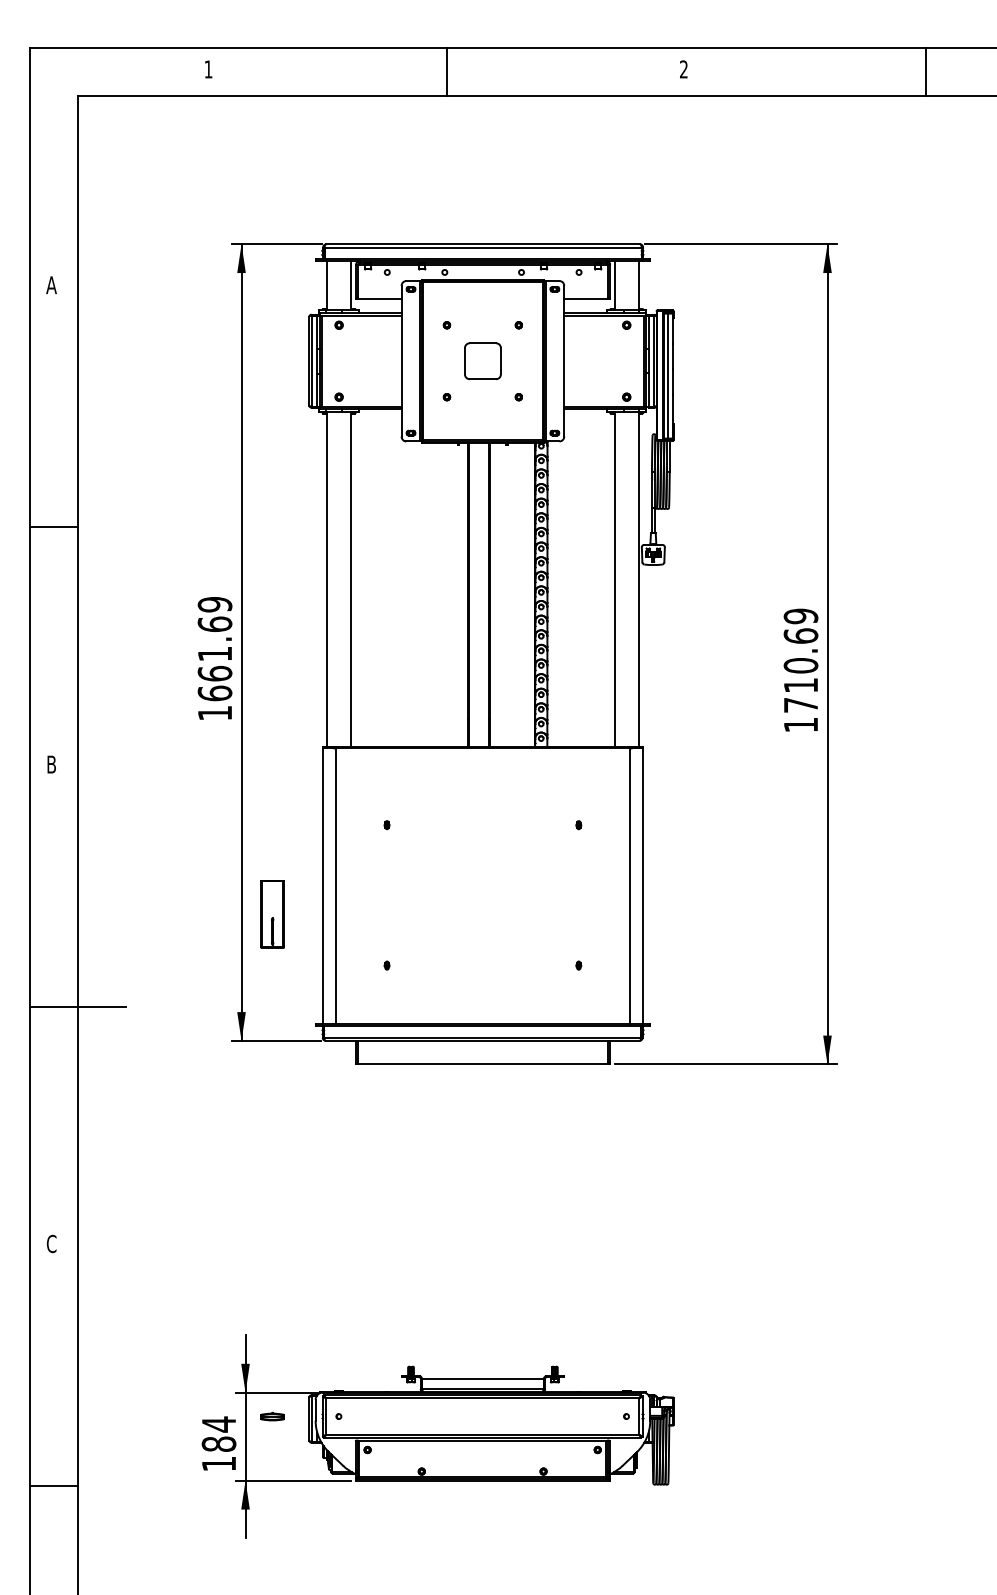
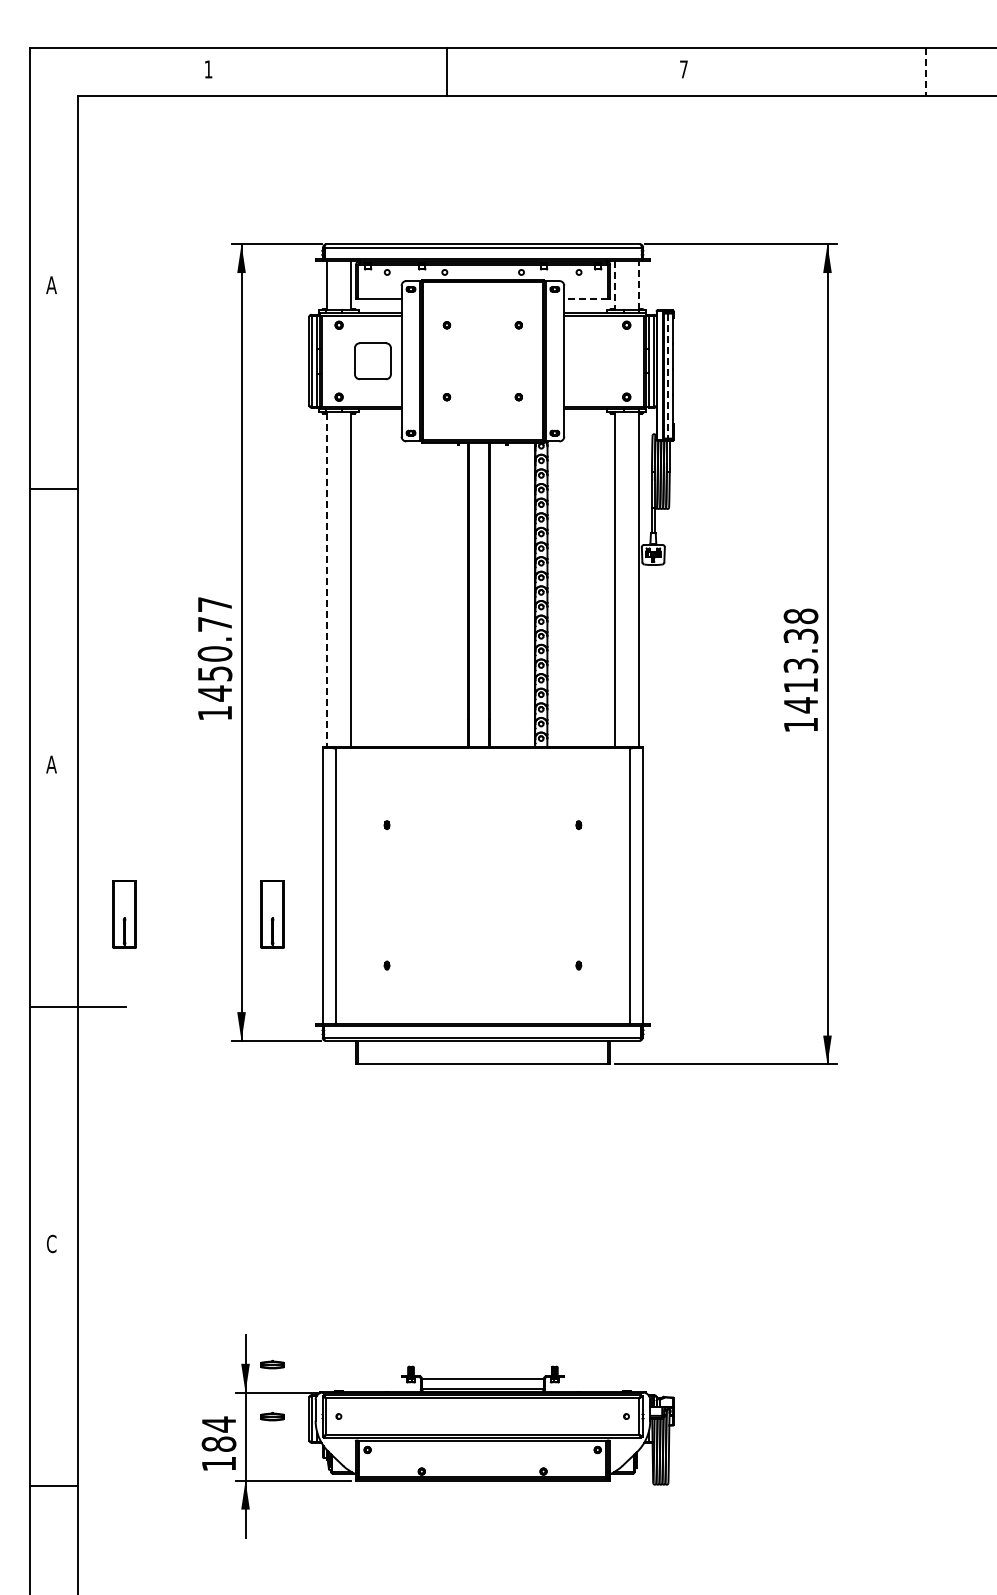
text: 2 -> 7 (683, 69)
line: solid -> dashed (926, 71)
line: solid -> dashed (638, 284)
line: solid -> dashed (614, 285)
line: solid -> dashed (585, 299)
part position: (482, 361) -> (372, 361) (372, 361)
line: solid -> dashed (668, 376)
line position: (53, 527) -> (53, 489) (53, 489)
line: solid -> dashed (326, 580)
text: 1661.69 -> 1450.77 (214, 649)
text: 1710.69 -> 1413.38 (800, 660)
text: B -> A (51, 764)
part: none -> present (124, 914)
part: none -> present (272, 1364)
